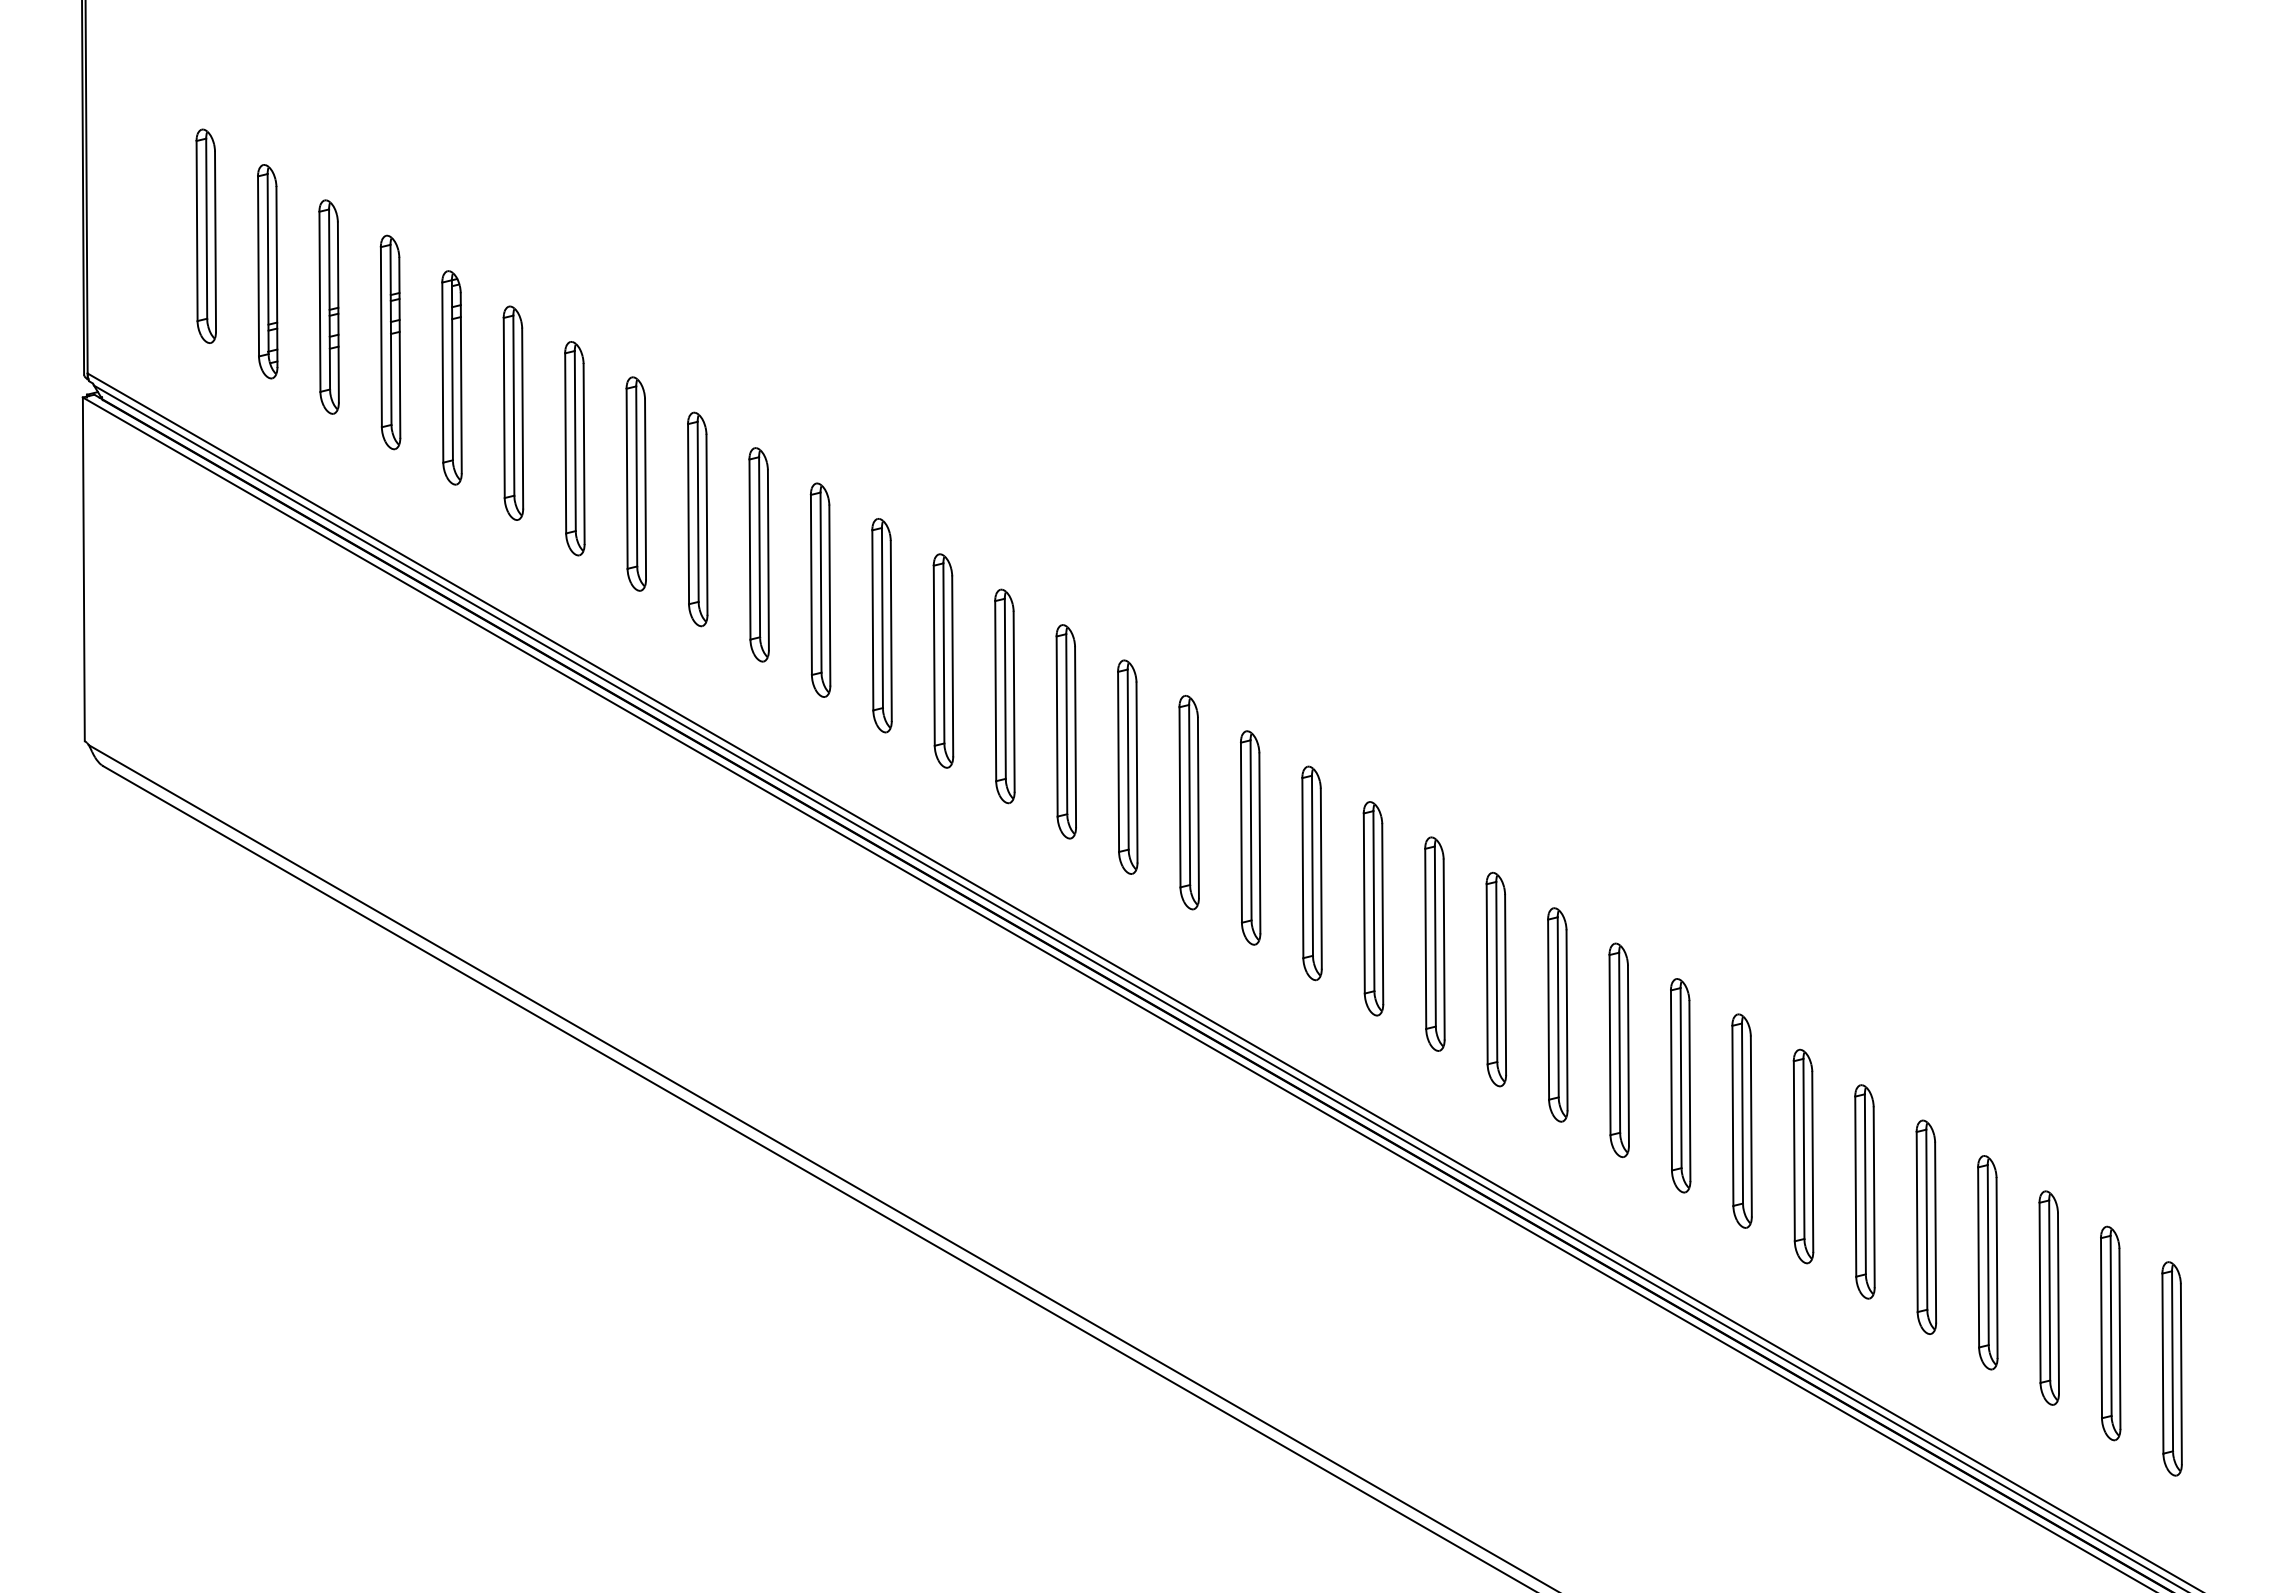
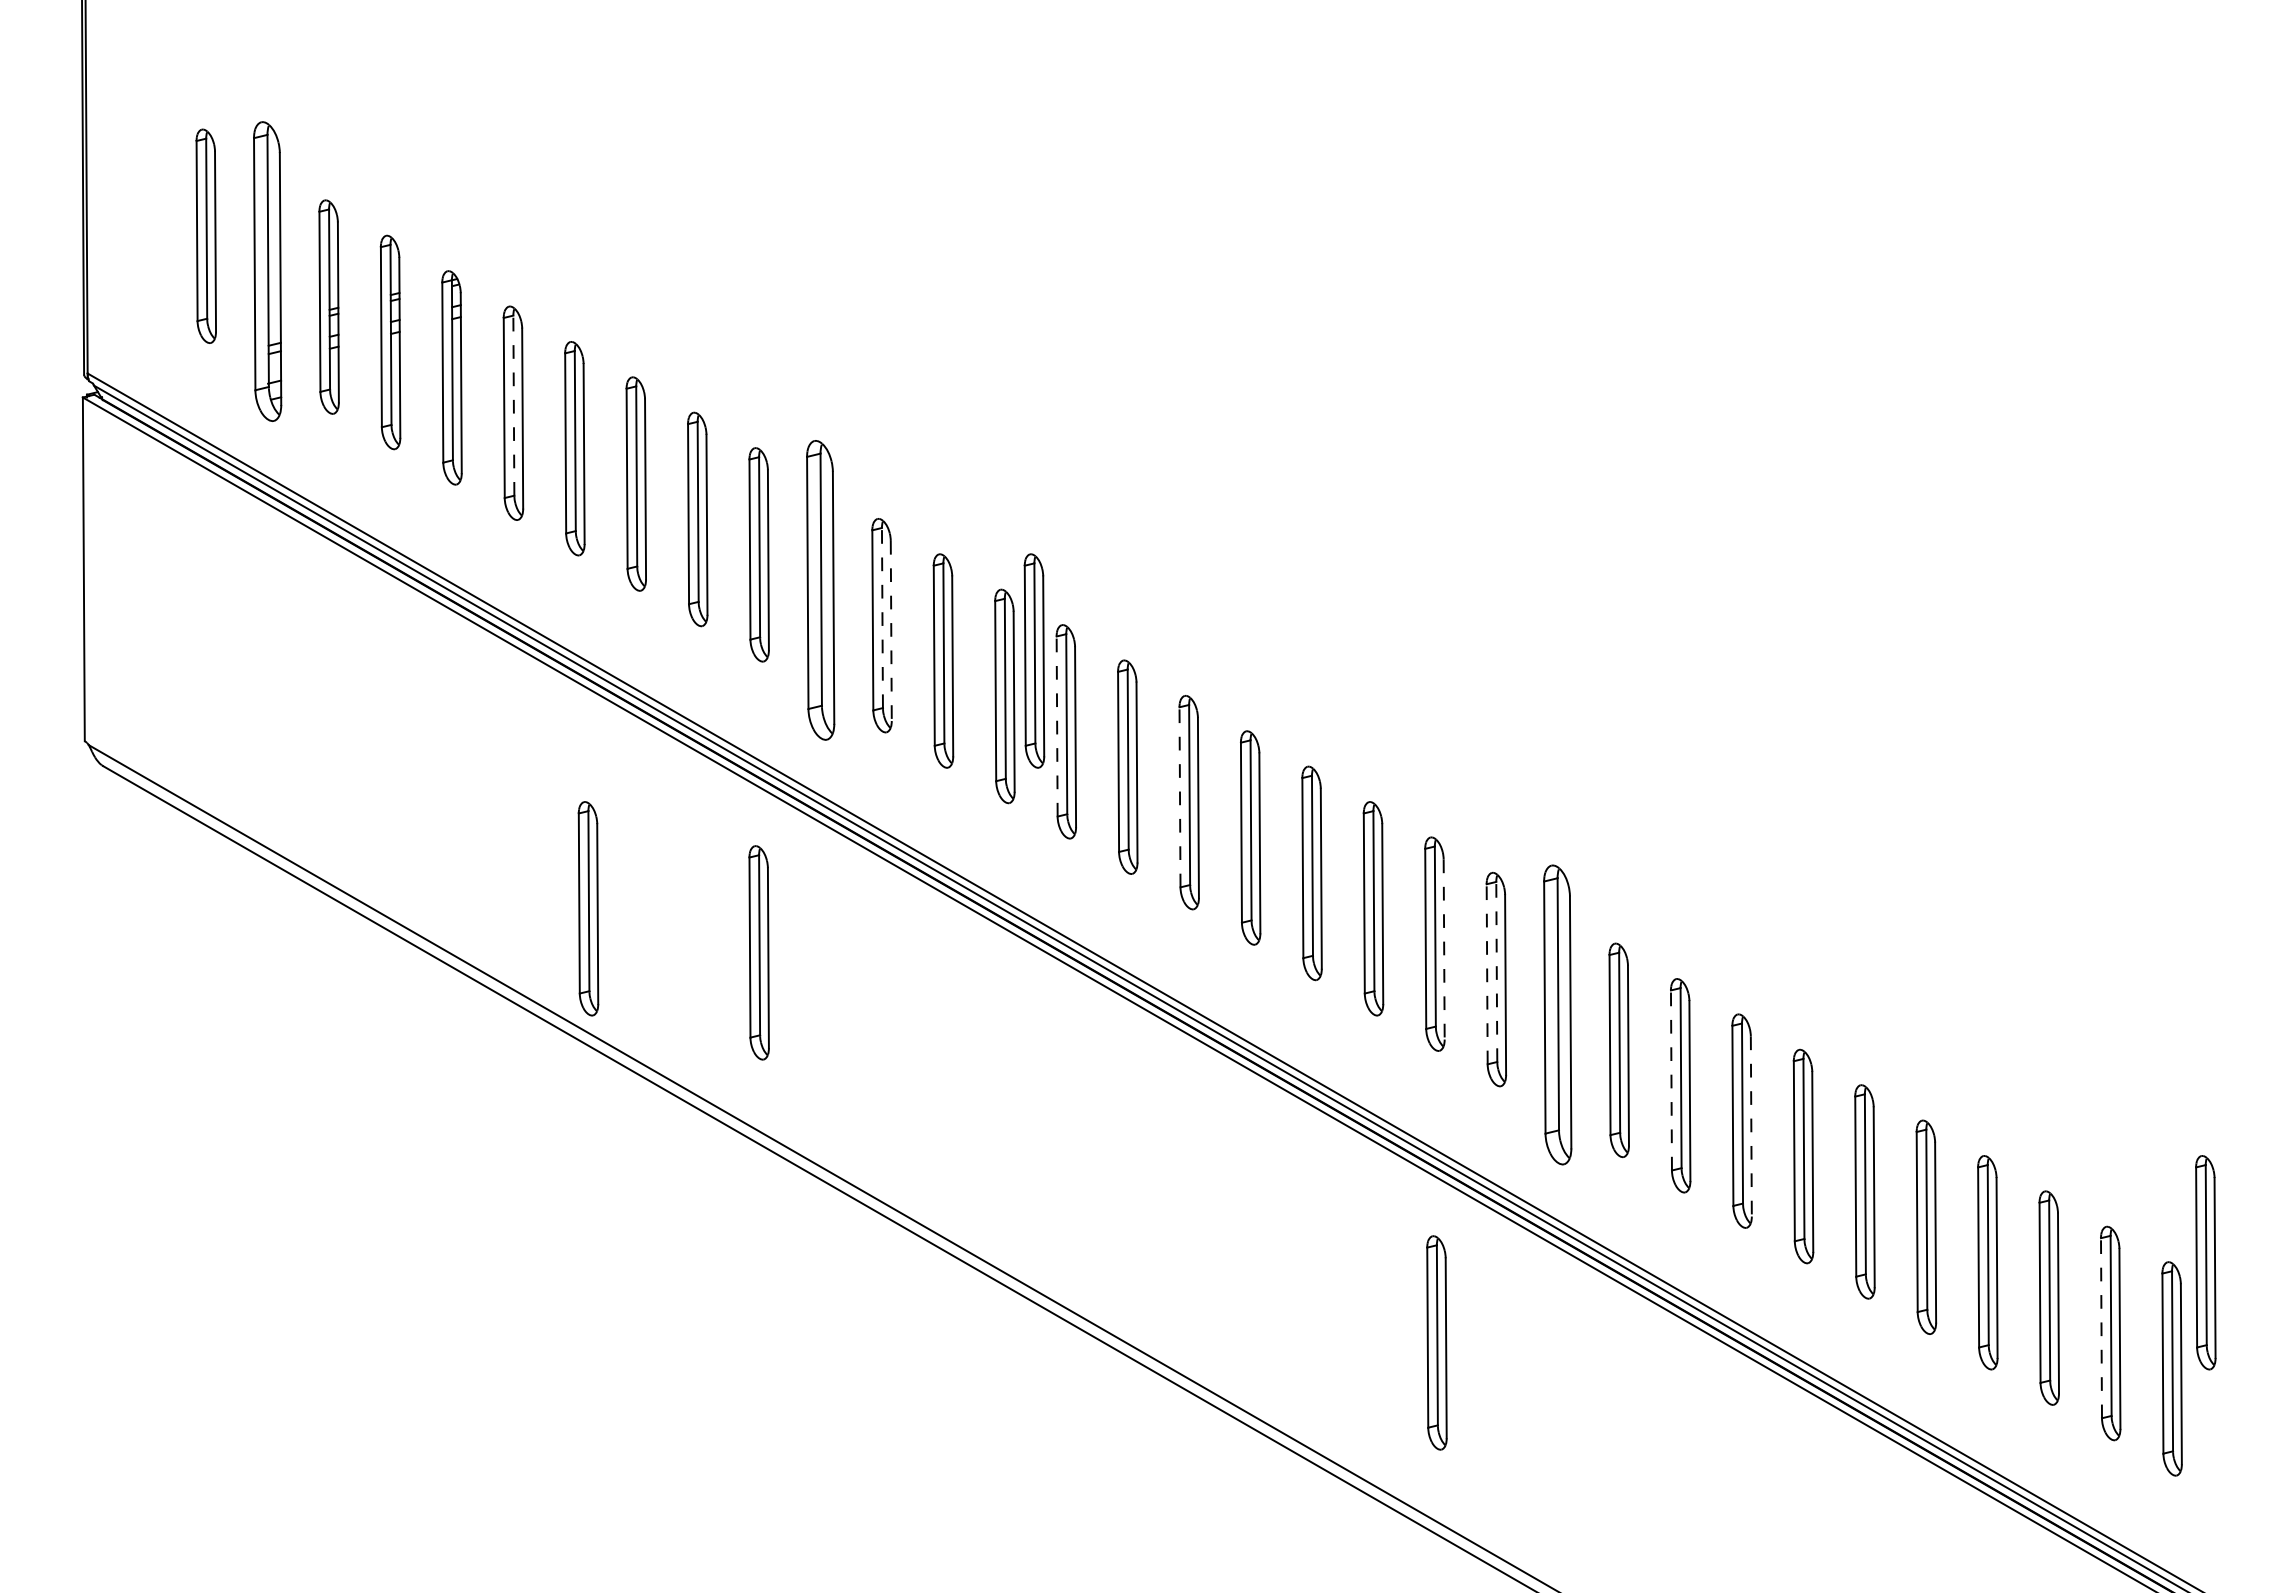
part size: 22x216 px -> 30x301 px (267, 271)
line: solid -> dashed (513, 405)
part size: 23x216 px -> 30x301 px (820, 590)
line: solid -> dashed (882, 617)
line: solid -> dashed (891, 631)
part: none -> present (1034, 660)
line: solid -> dashed (1057, 726)
line: solid -> dashed (1180, 796)
part: none -> present (588, 908)
line: solid -> dashed (1444, 950)
part: none -> present (758, 952)
line: solid -> dashed (1496, 971)
line: solid -> dashed (1487, 973)
part size: 22x216 px -> 30x302 px (1557, 1014)
line: solid -> dashed (1671, 1079)
line: solid -> dashed (1751, 1126)
part: none -> present (2205, 1262)
line: solid -> dashed (2101, 1327)
part: none -> present (1436, 1342)
